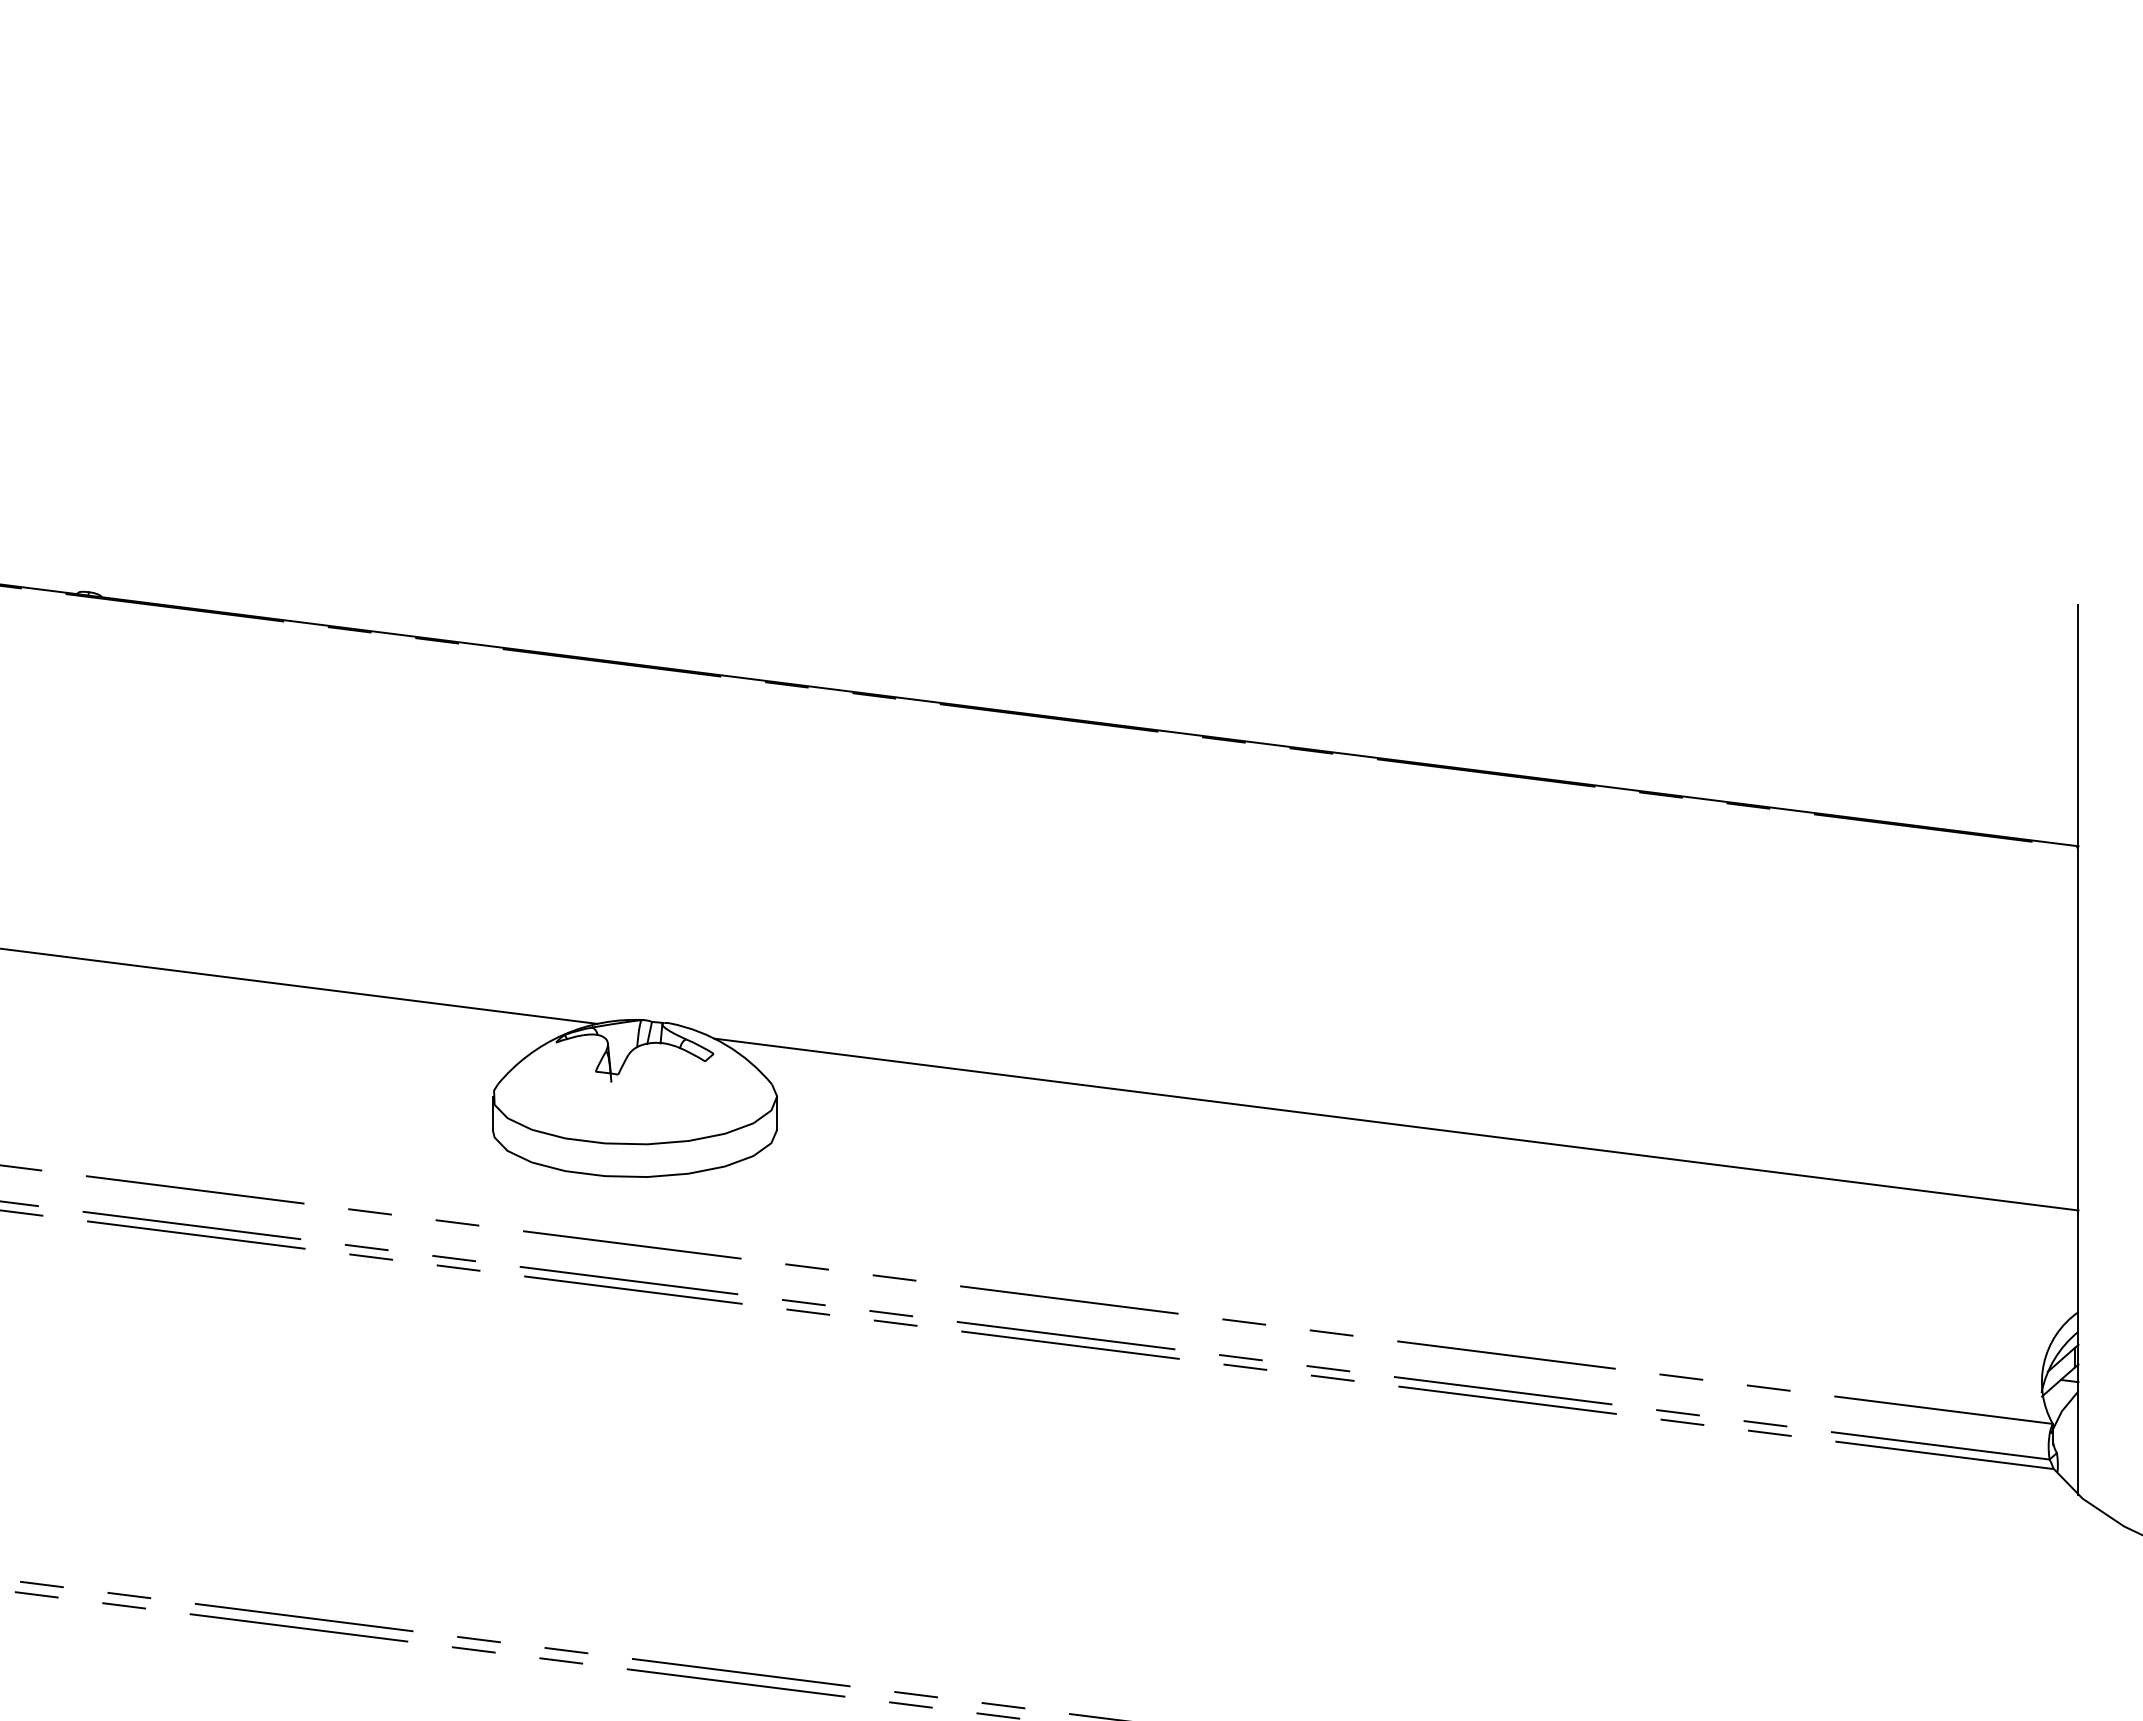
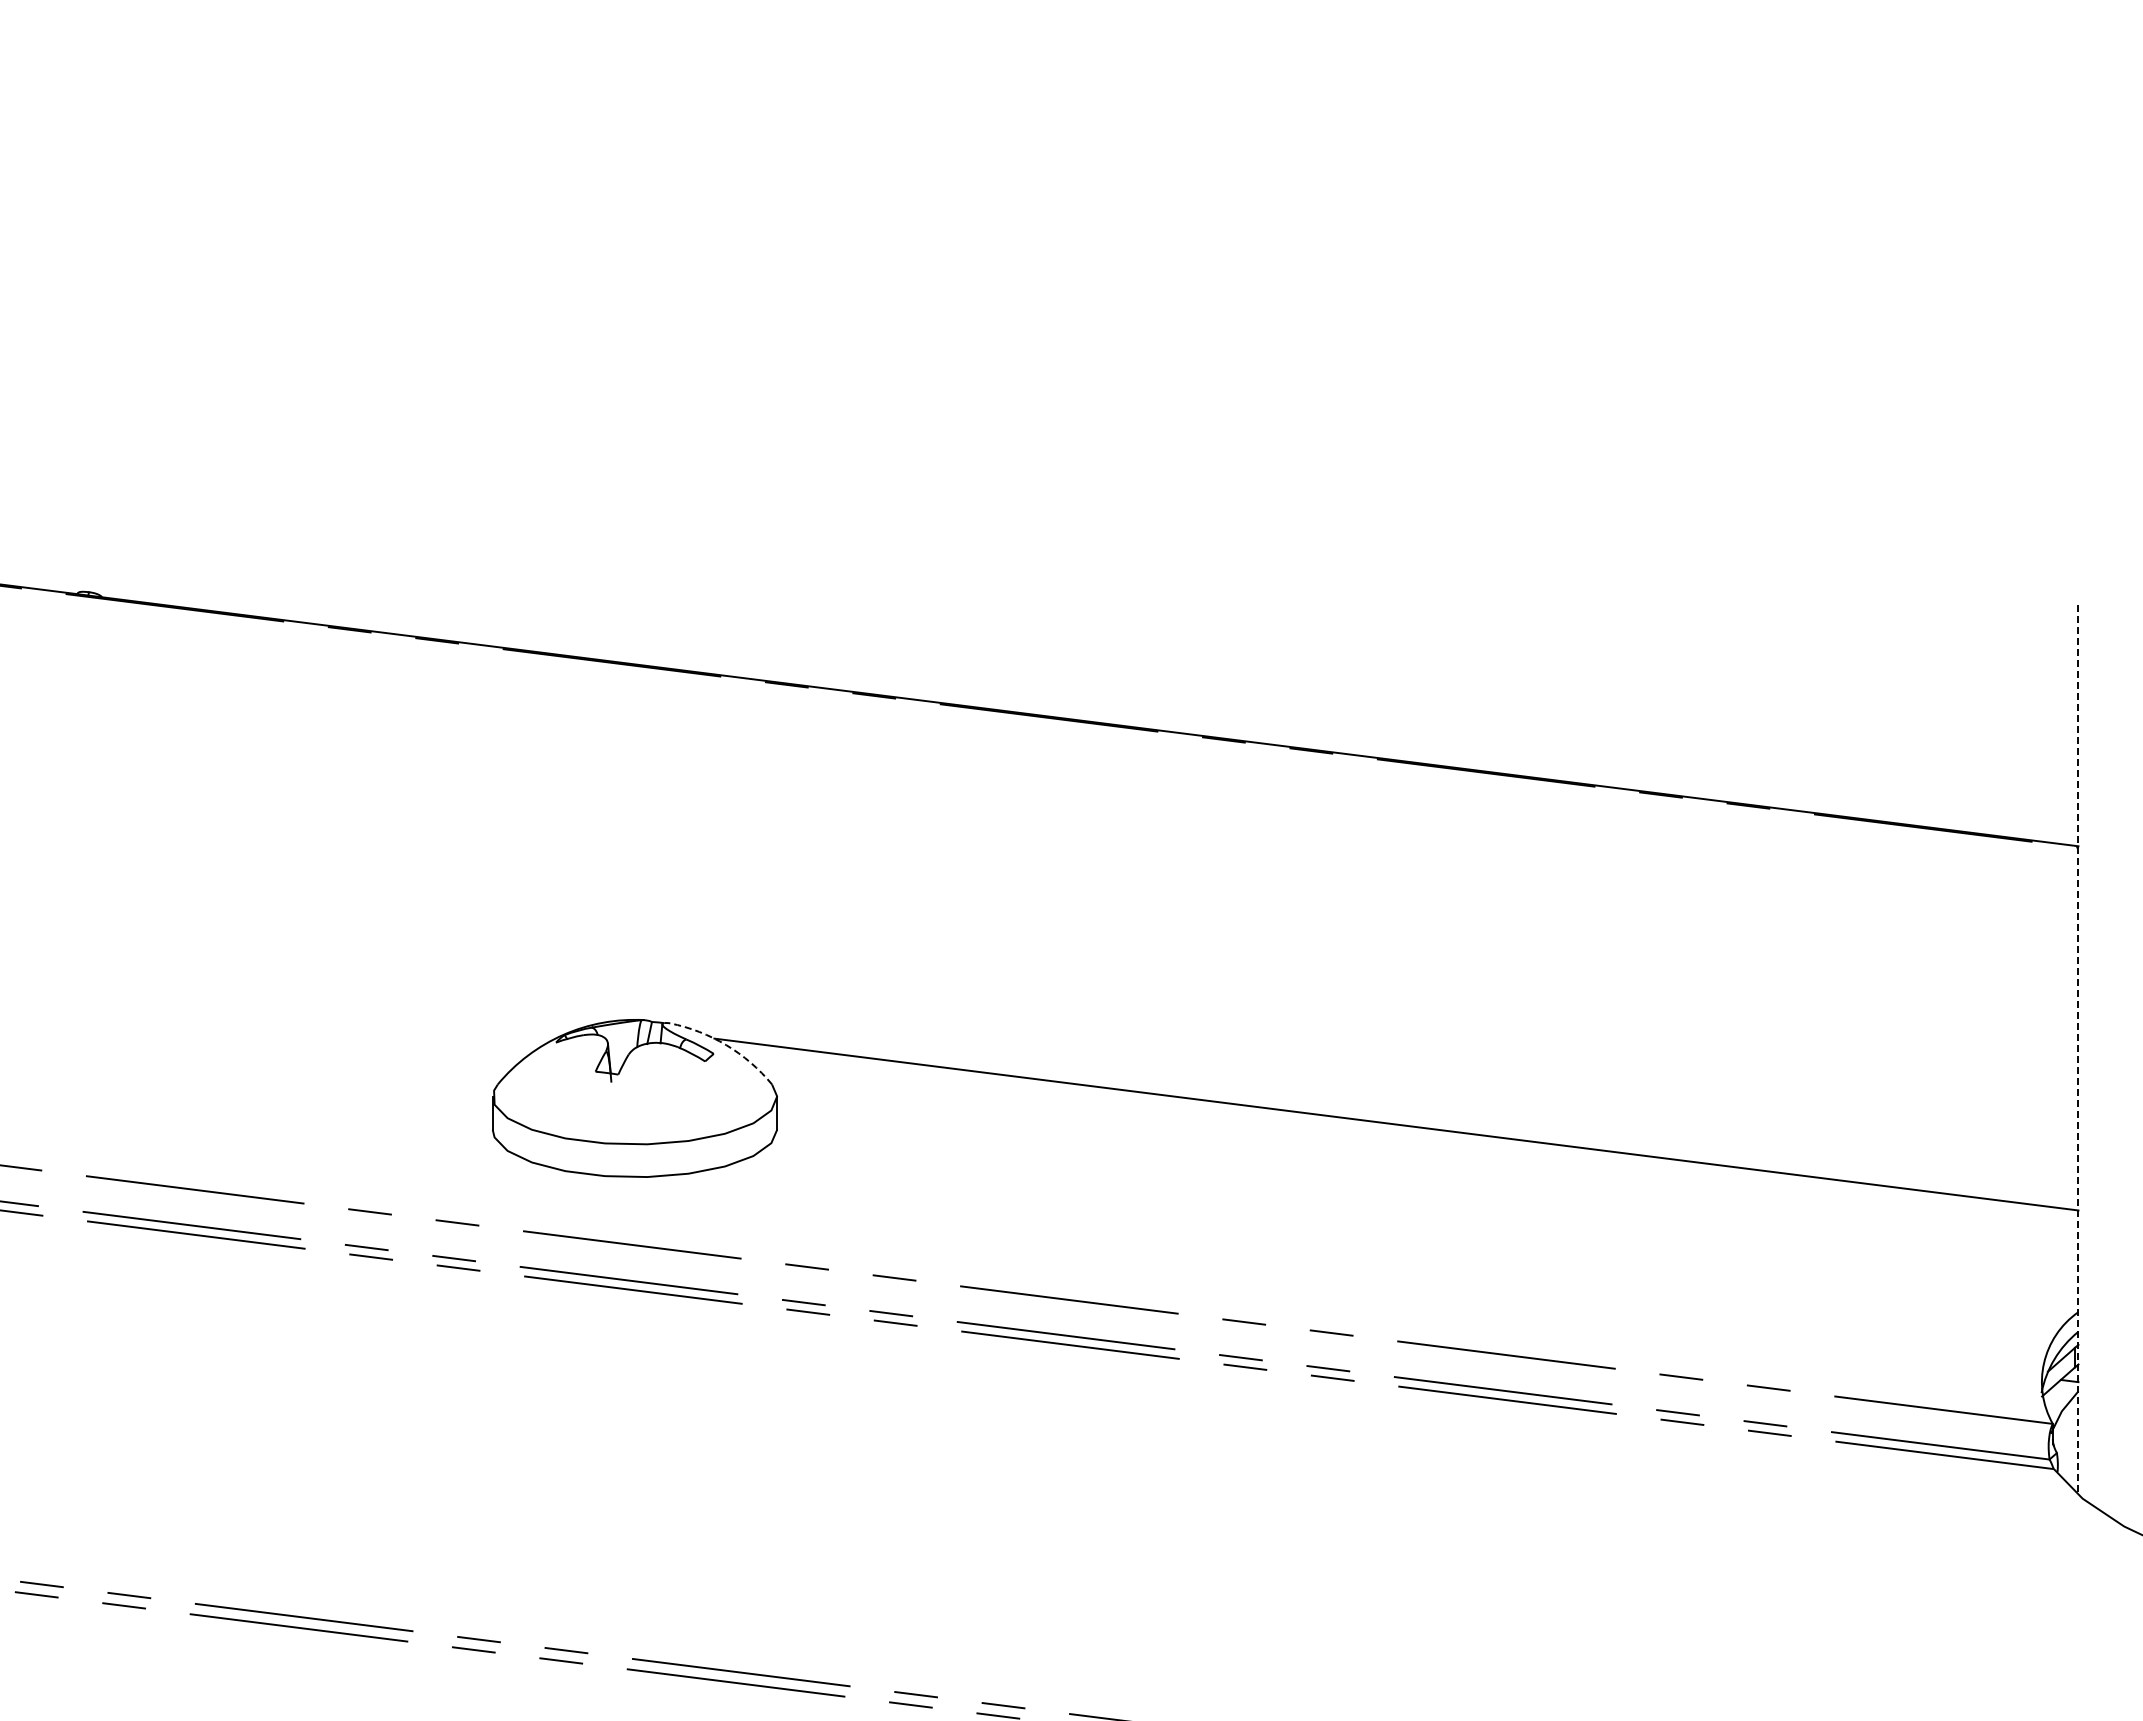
line: present -> none (299, 986)
arc: solid -> dashed (726, 1045)
line: solid -> dashed (2078, 1050)
